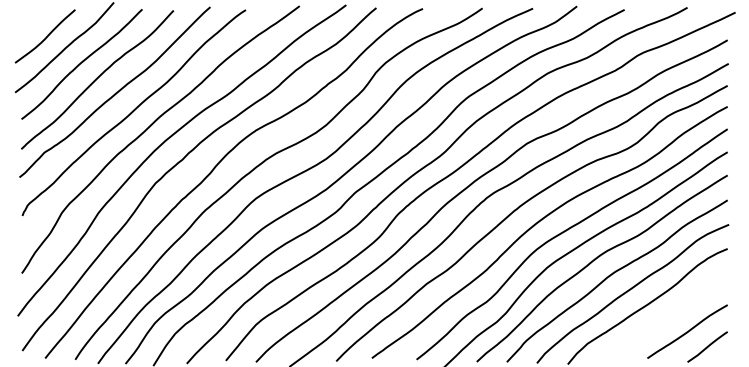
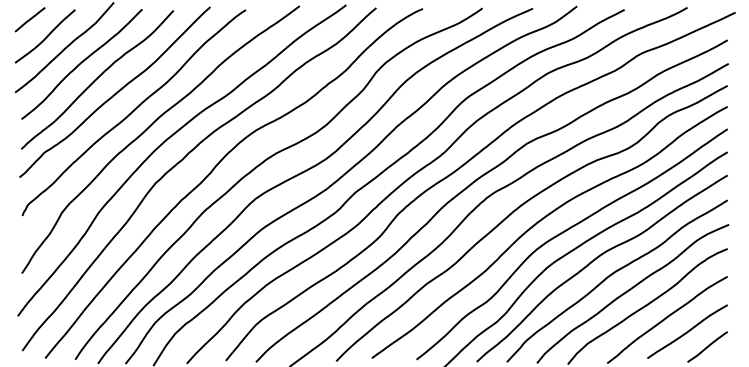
line: none -> present (29, 19)
curve: none -> present (667, 318)
